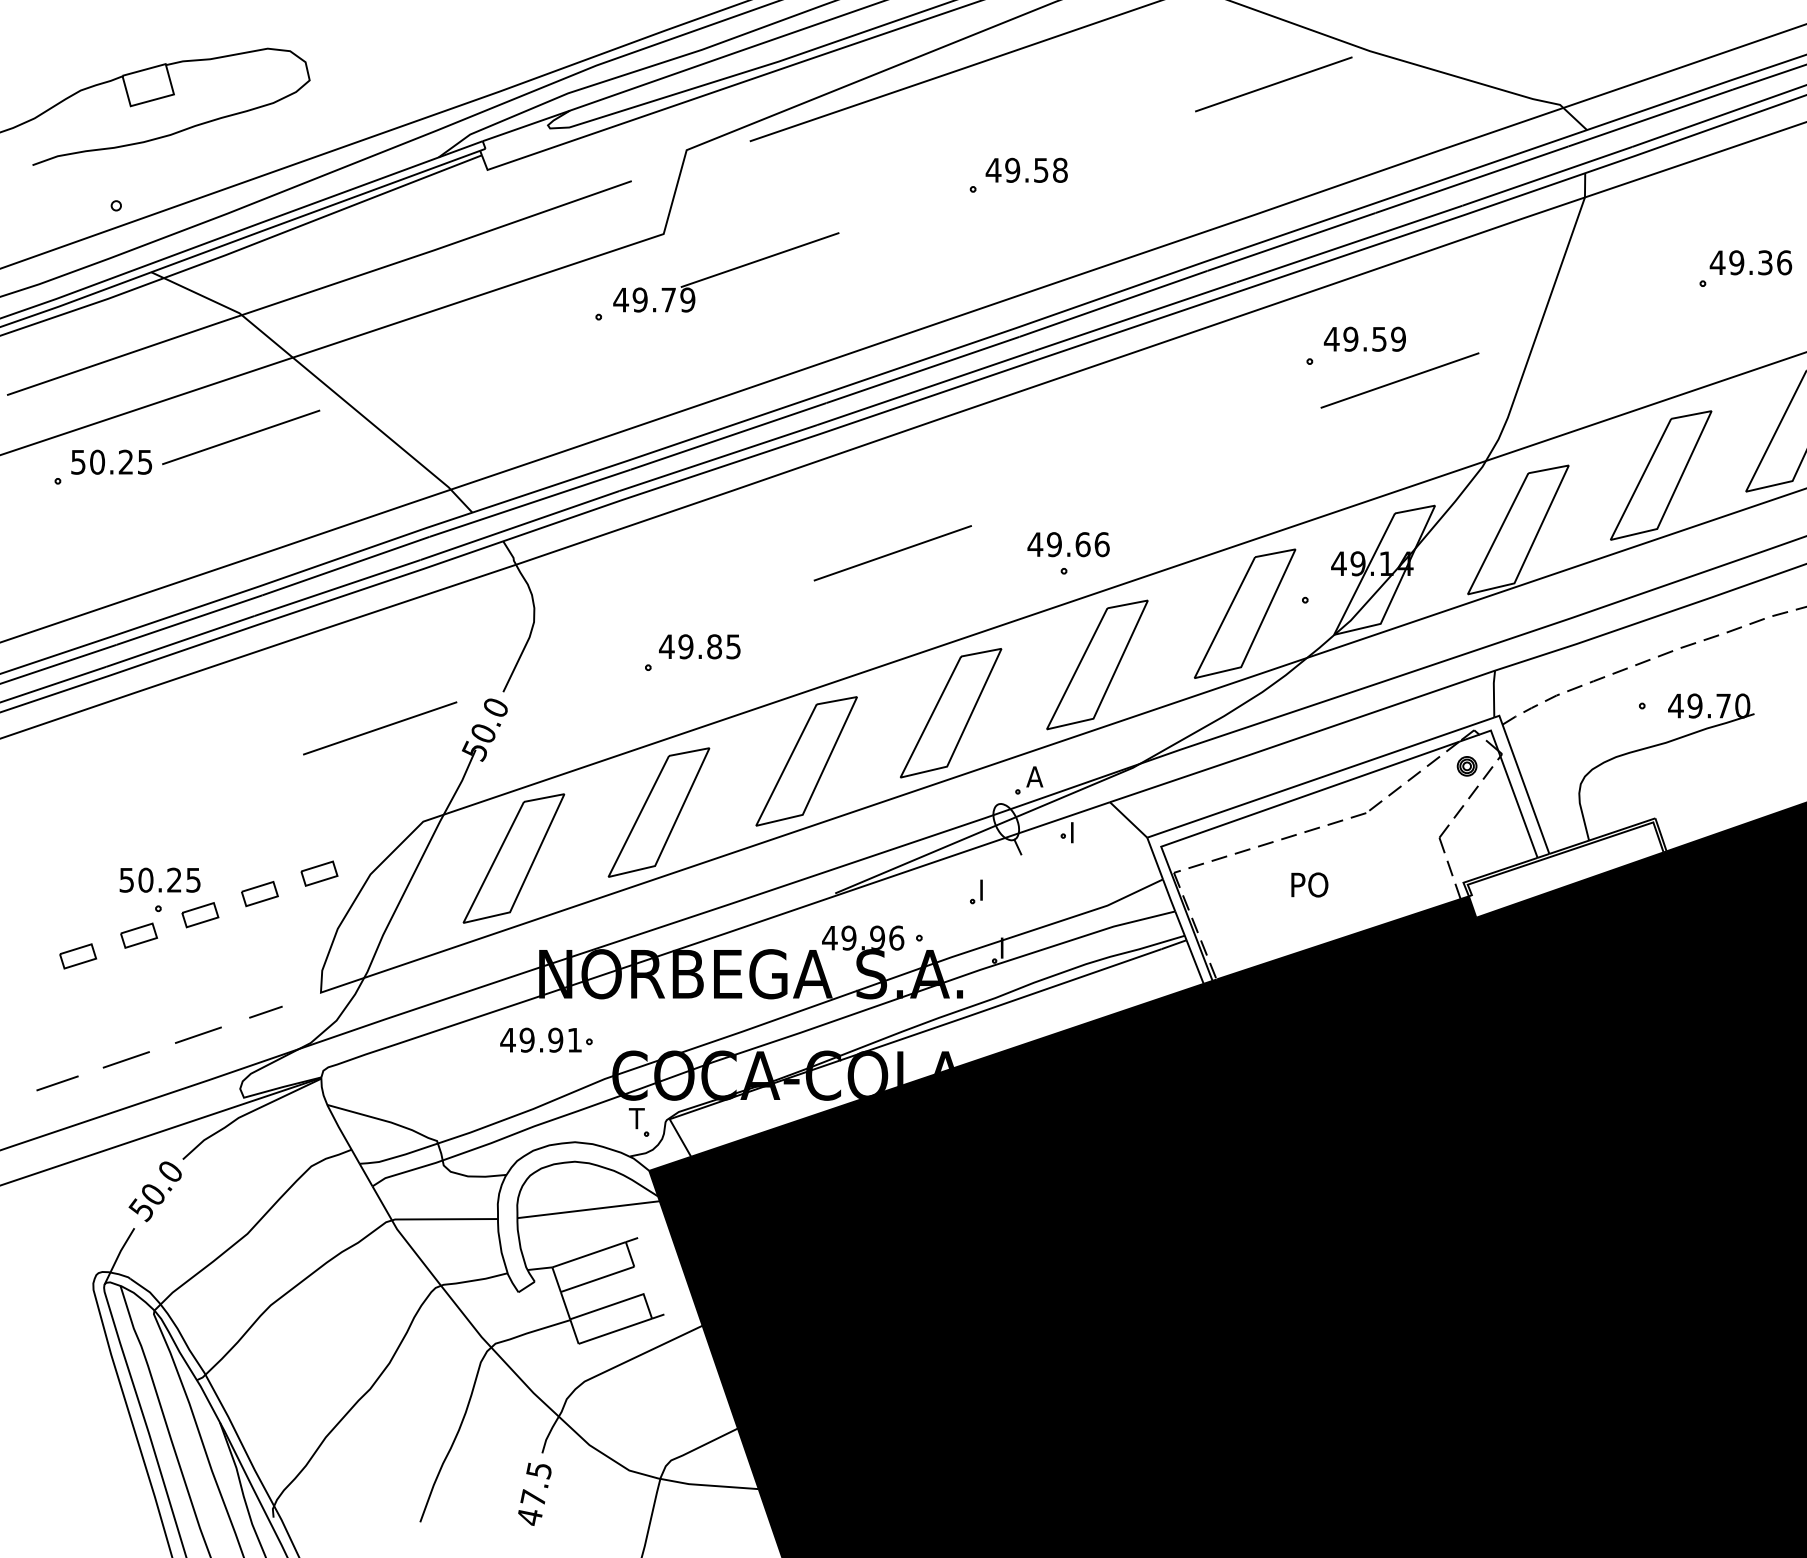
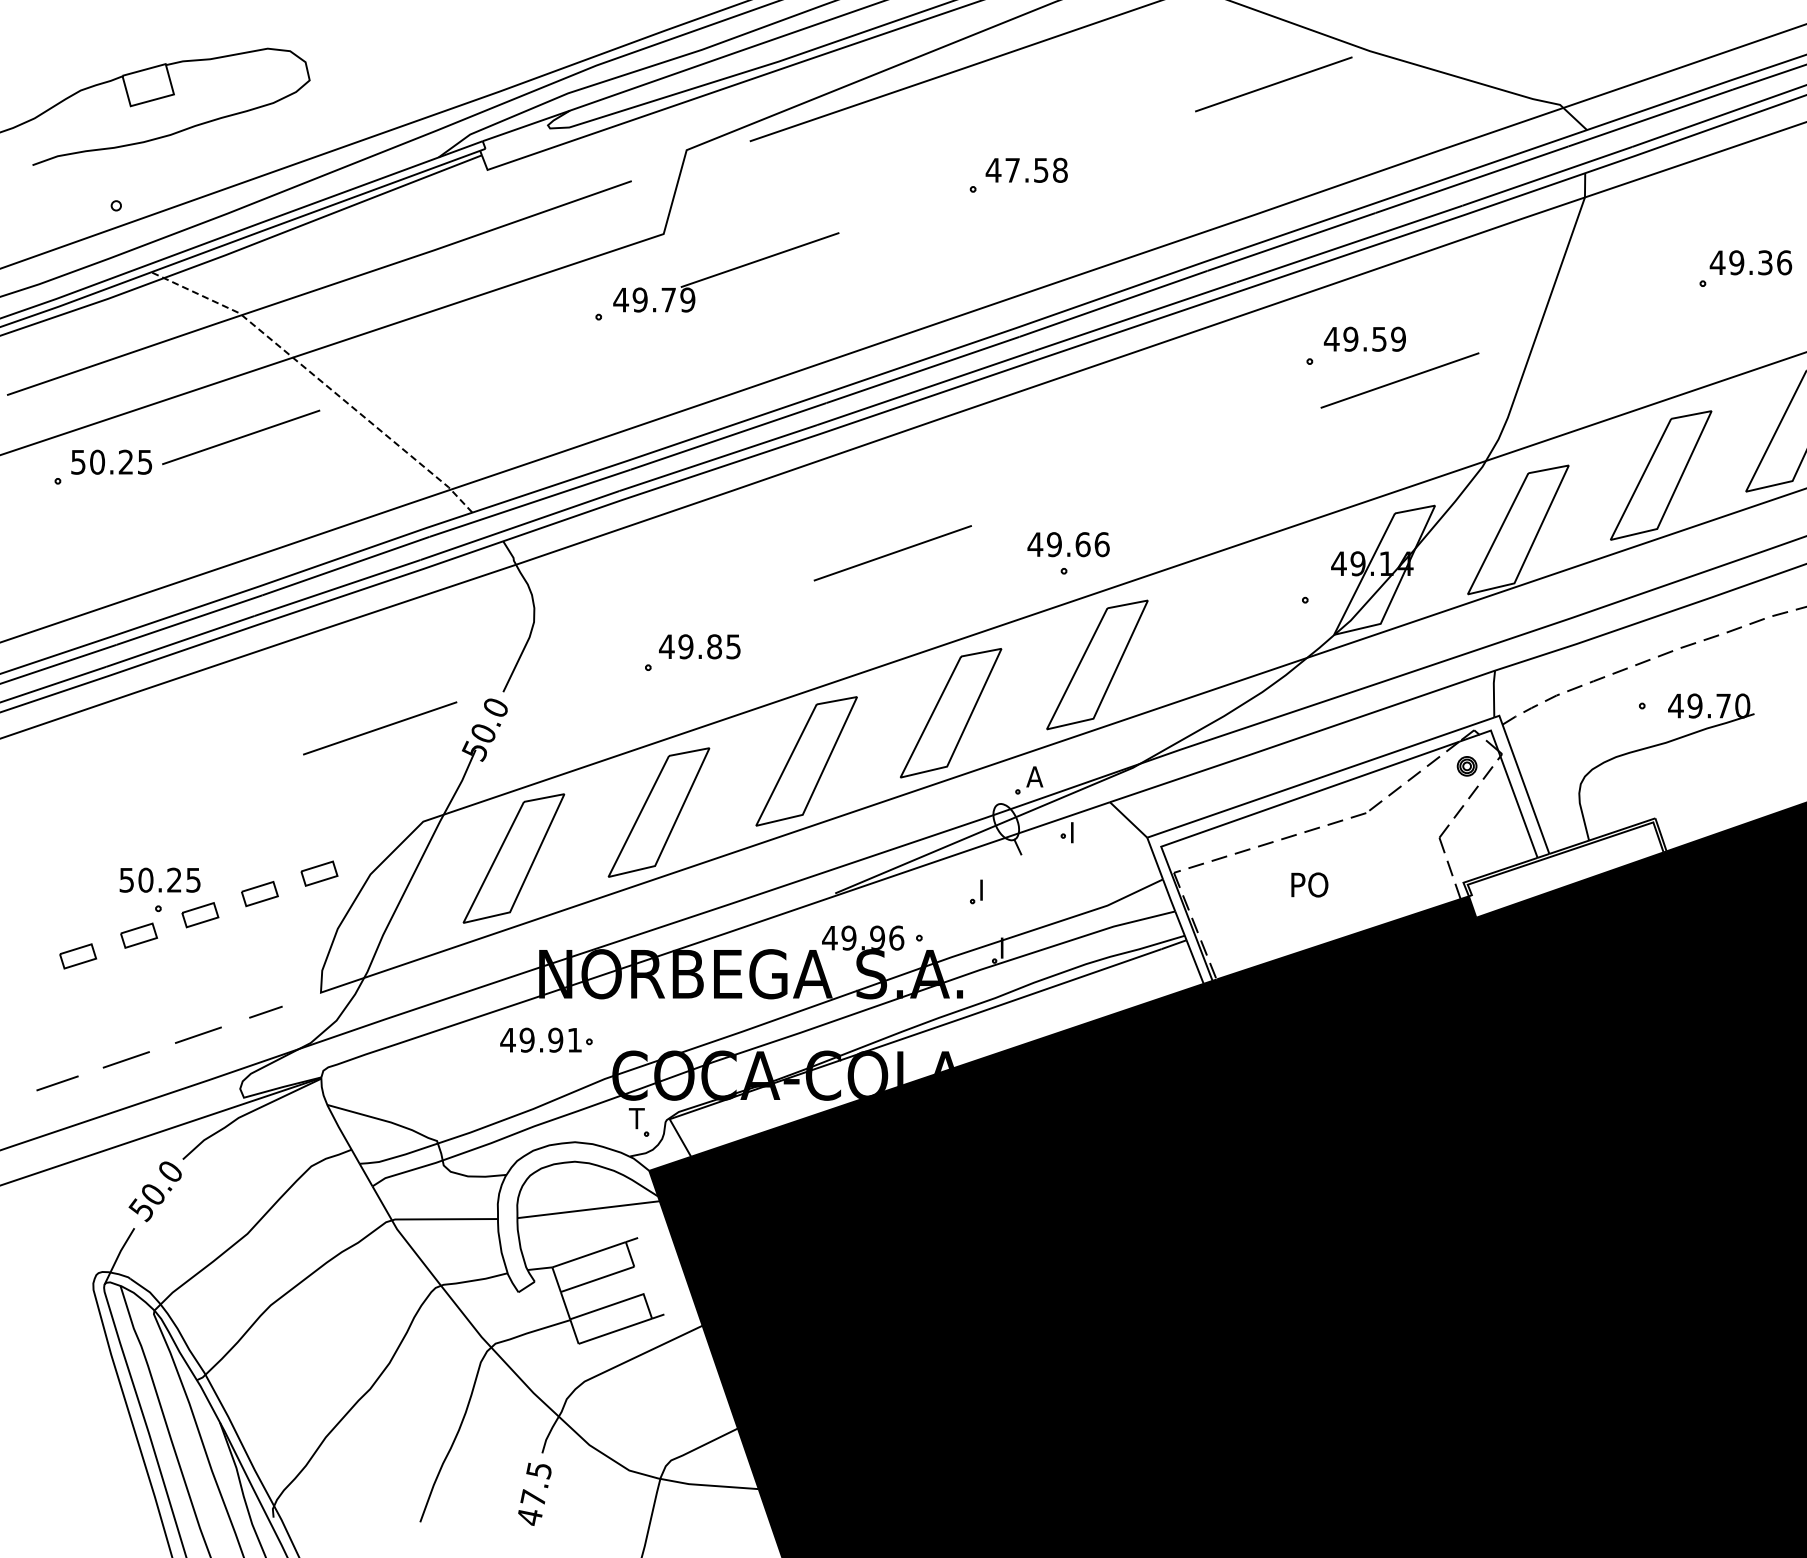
text: 49.58 -> 47.58 (1012, 169)
line: solid -> dashed (319, 380)
part: present -> none (1244, 613)
